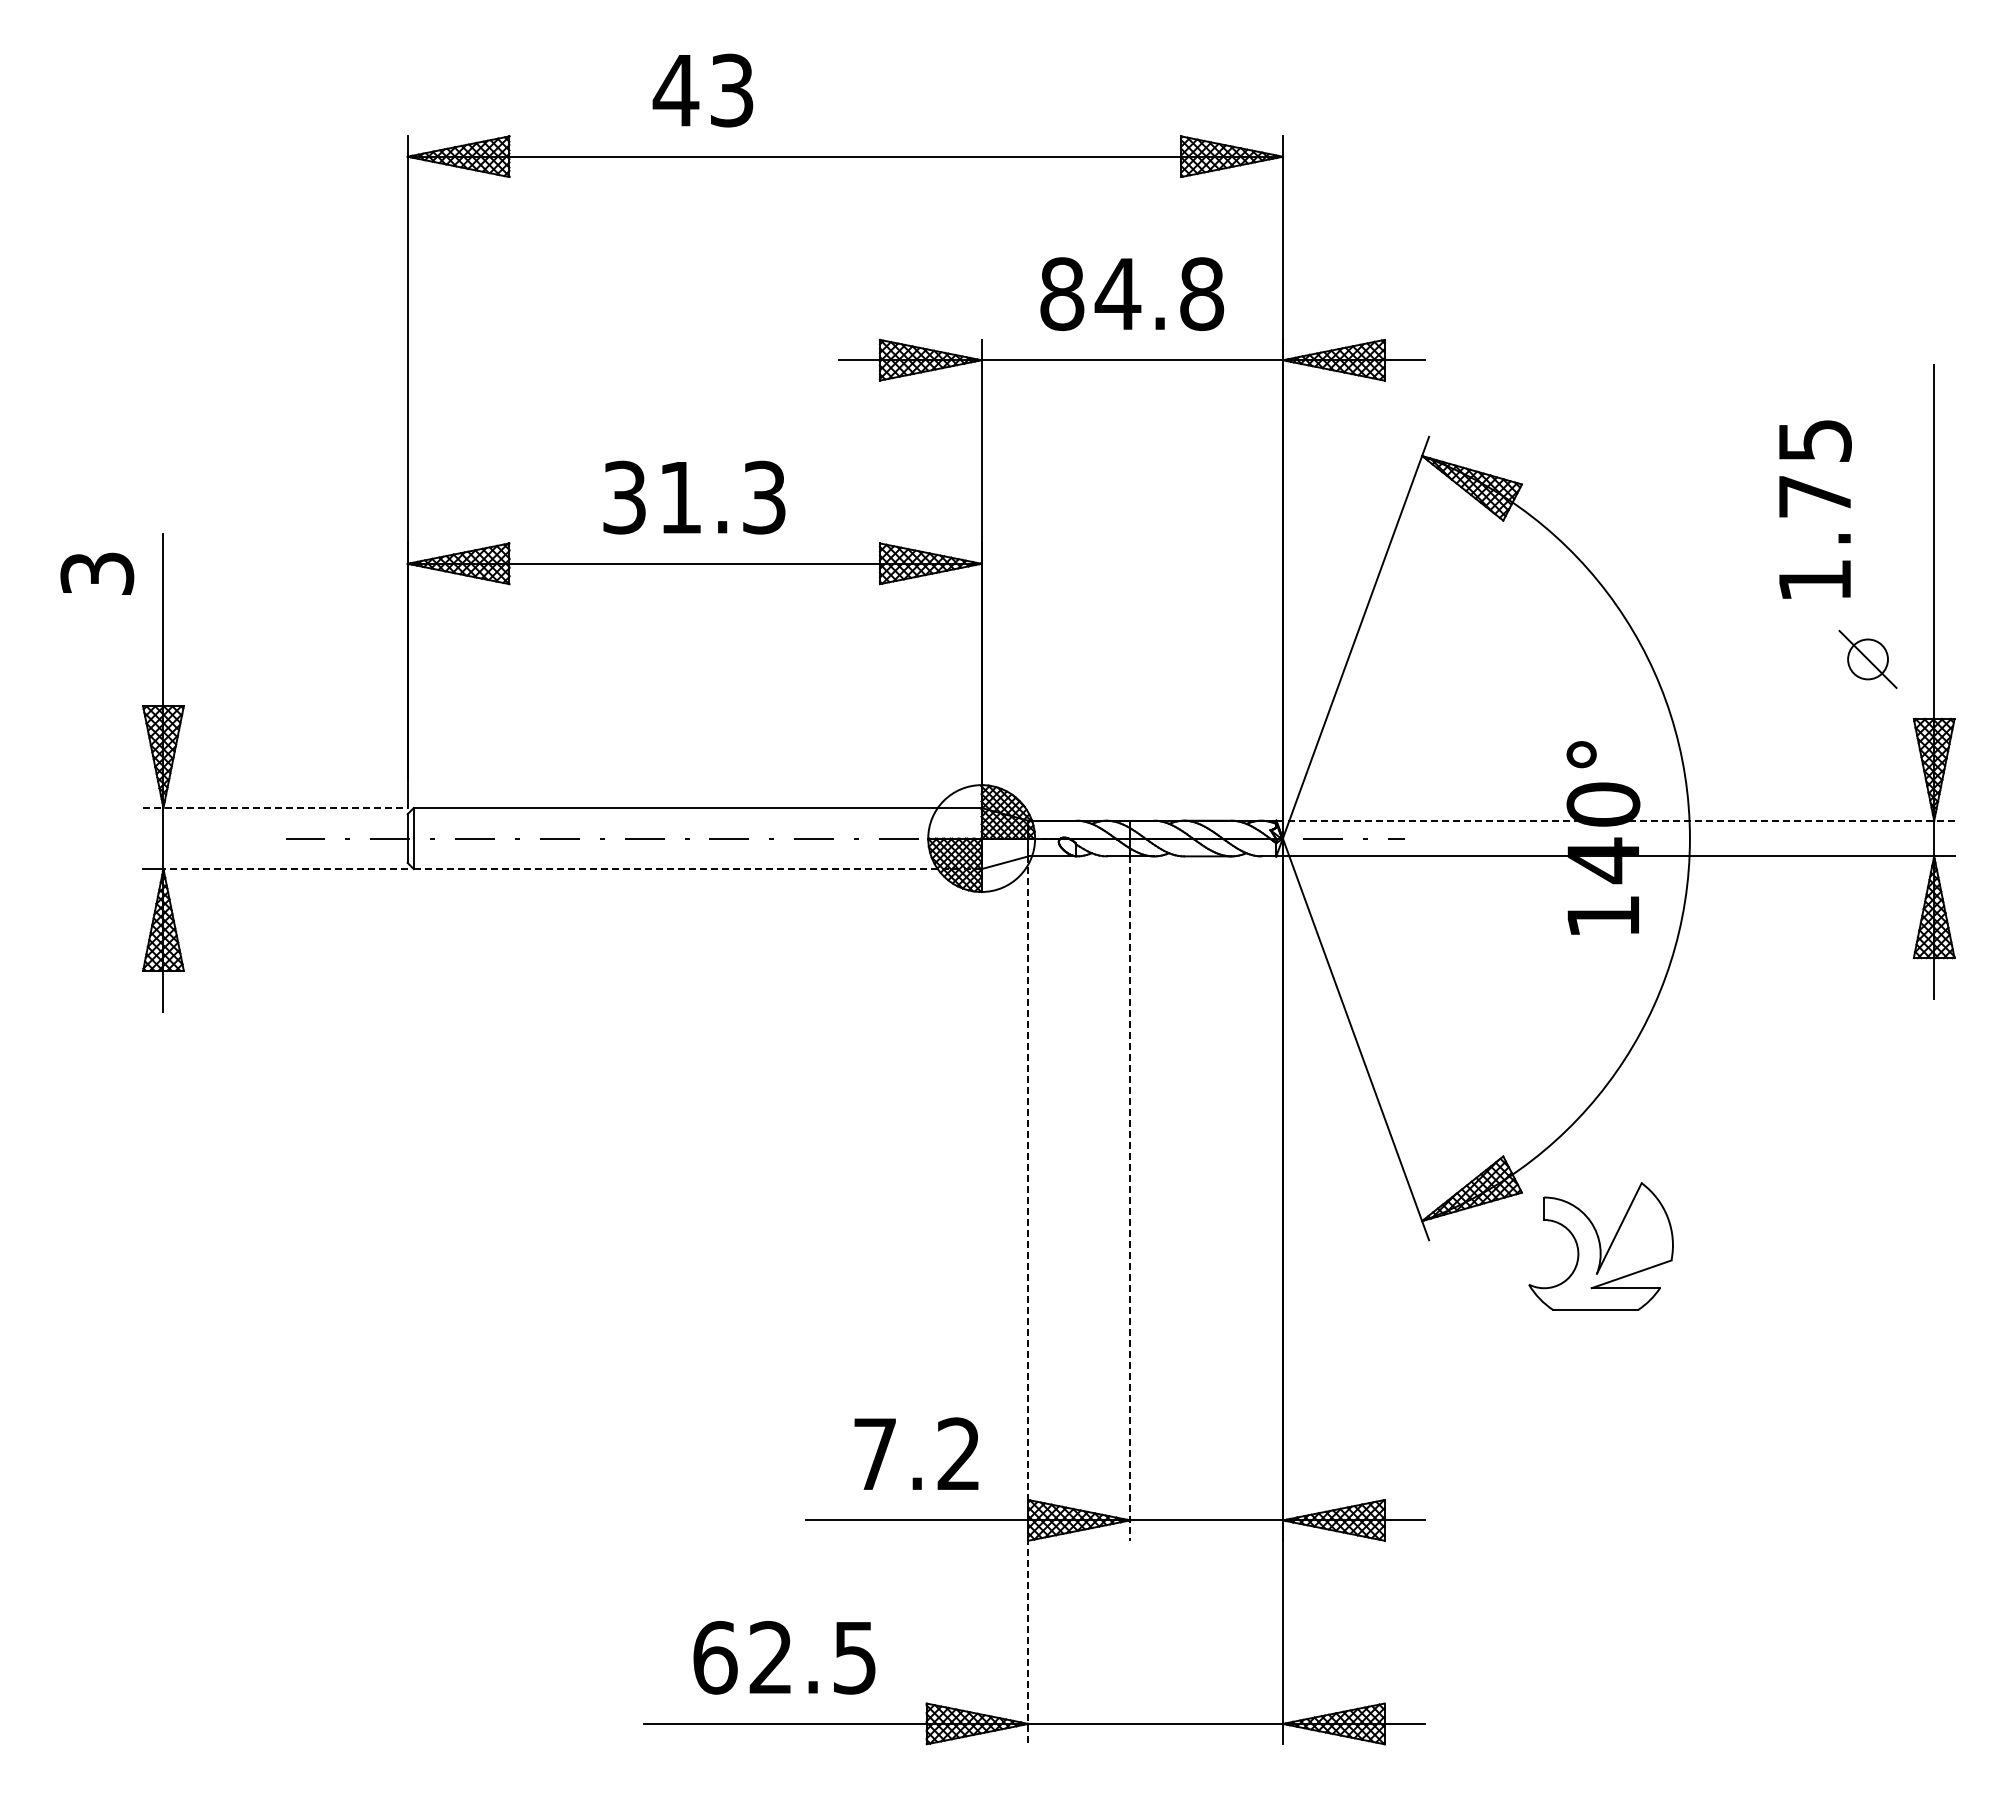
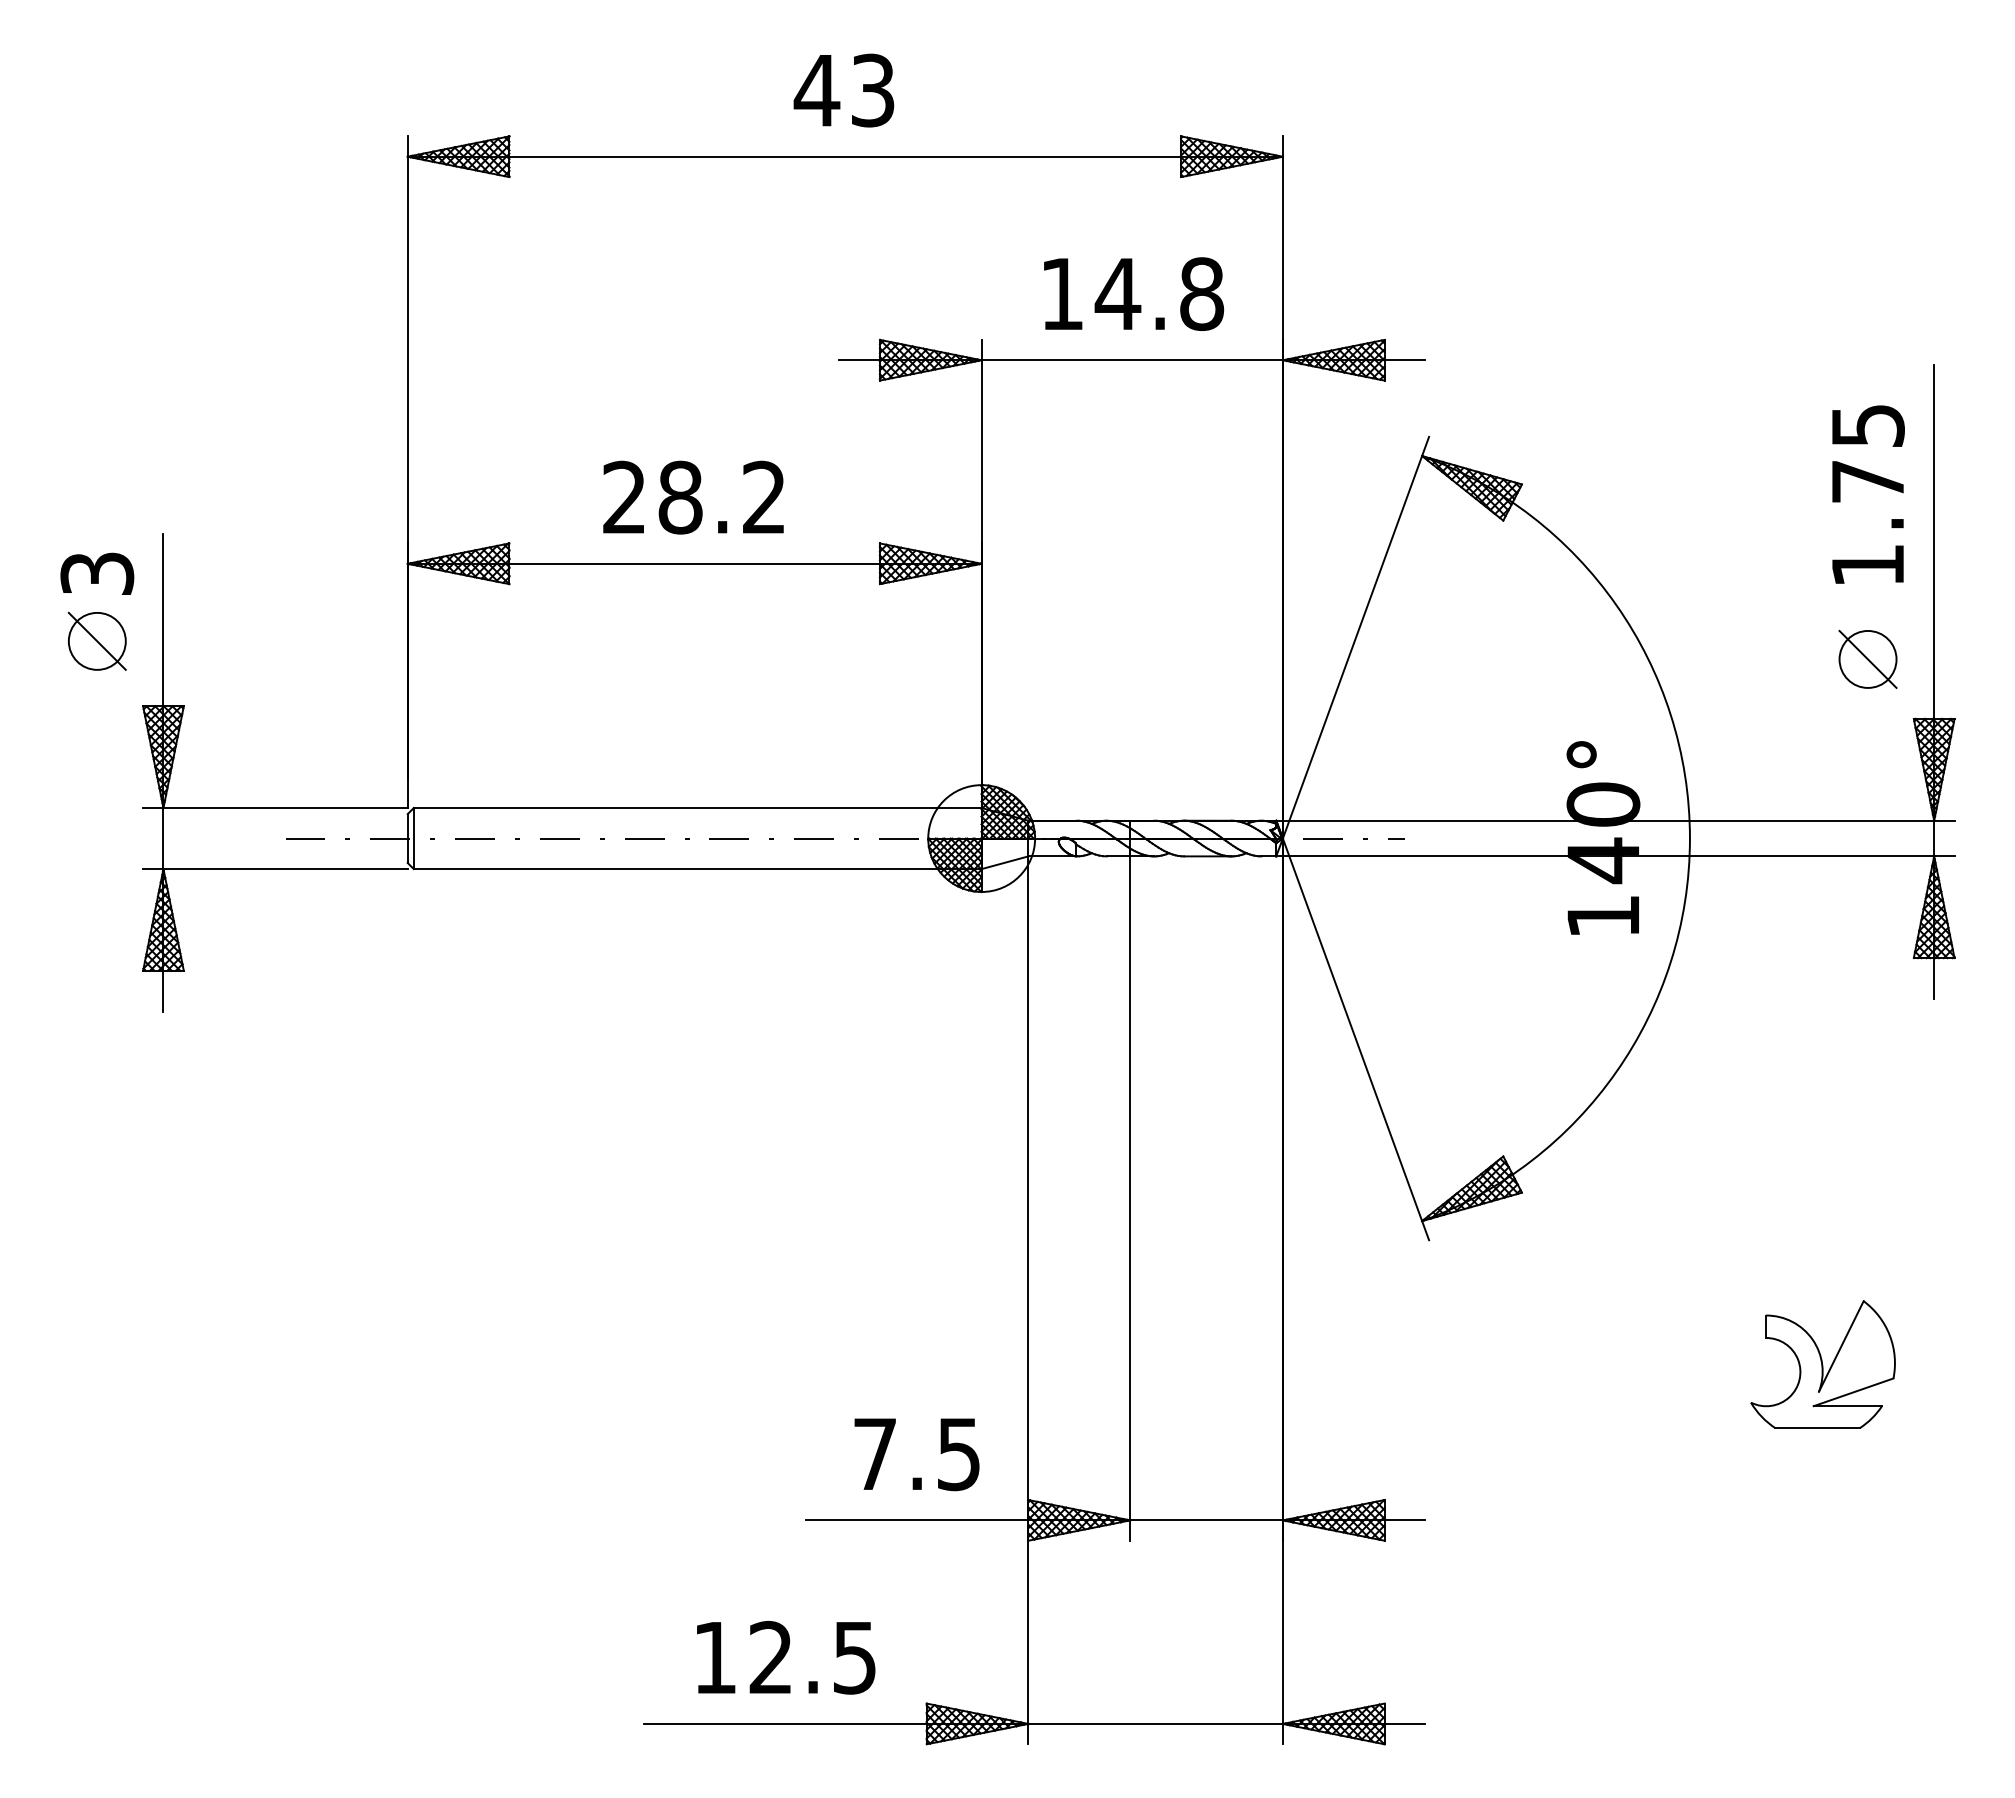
text position: (702, 90) -> (843, 90) (843, 90)
text: 84.8 -> 14.8 (1062, 294)
text: 31.3 -> 28.2 (694, 497)
text position: (1815, 509) -> (1868, 494) (1868, 494)
part: none -> present (96, 640)
circle diameter: 40 px -> 57 px (1867, 658)
line: dashed -> solid (275, 808)
line: dashed -> solid (1614, 820)
line: dashed -> solid (285, 869)
line: dashed -> solid (697, 869)
line: dashed -> solid (1130, 1199)
part position: (1600, 1246) -> (1822, 1364) (1822, 1364)
line: dashed -> solid (1028, 1300)
text: 7.2 -> 7.5 (958, 1454)
text: 62.5 -> 12.5 (715, 1657)
